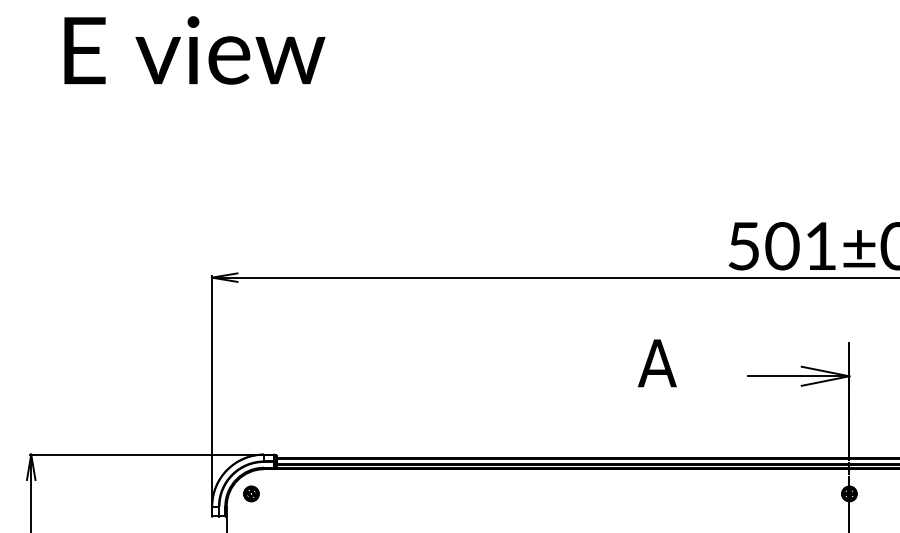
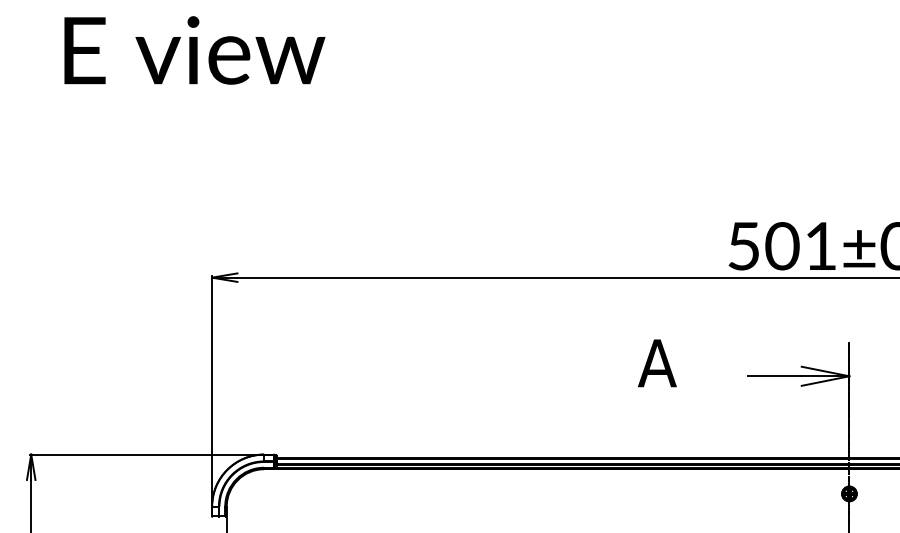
part: present -> none (251, 493)
